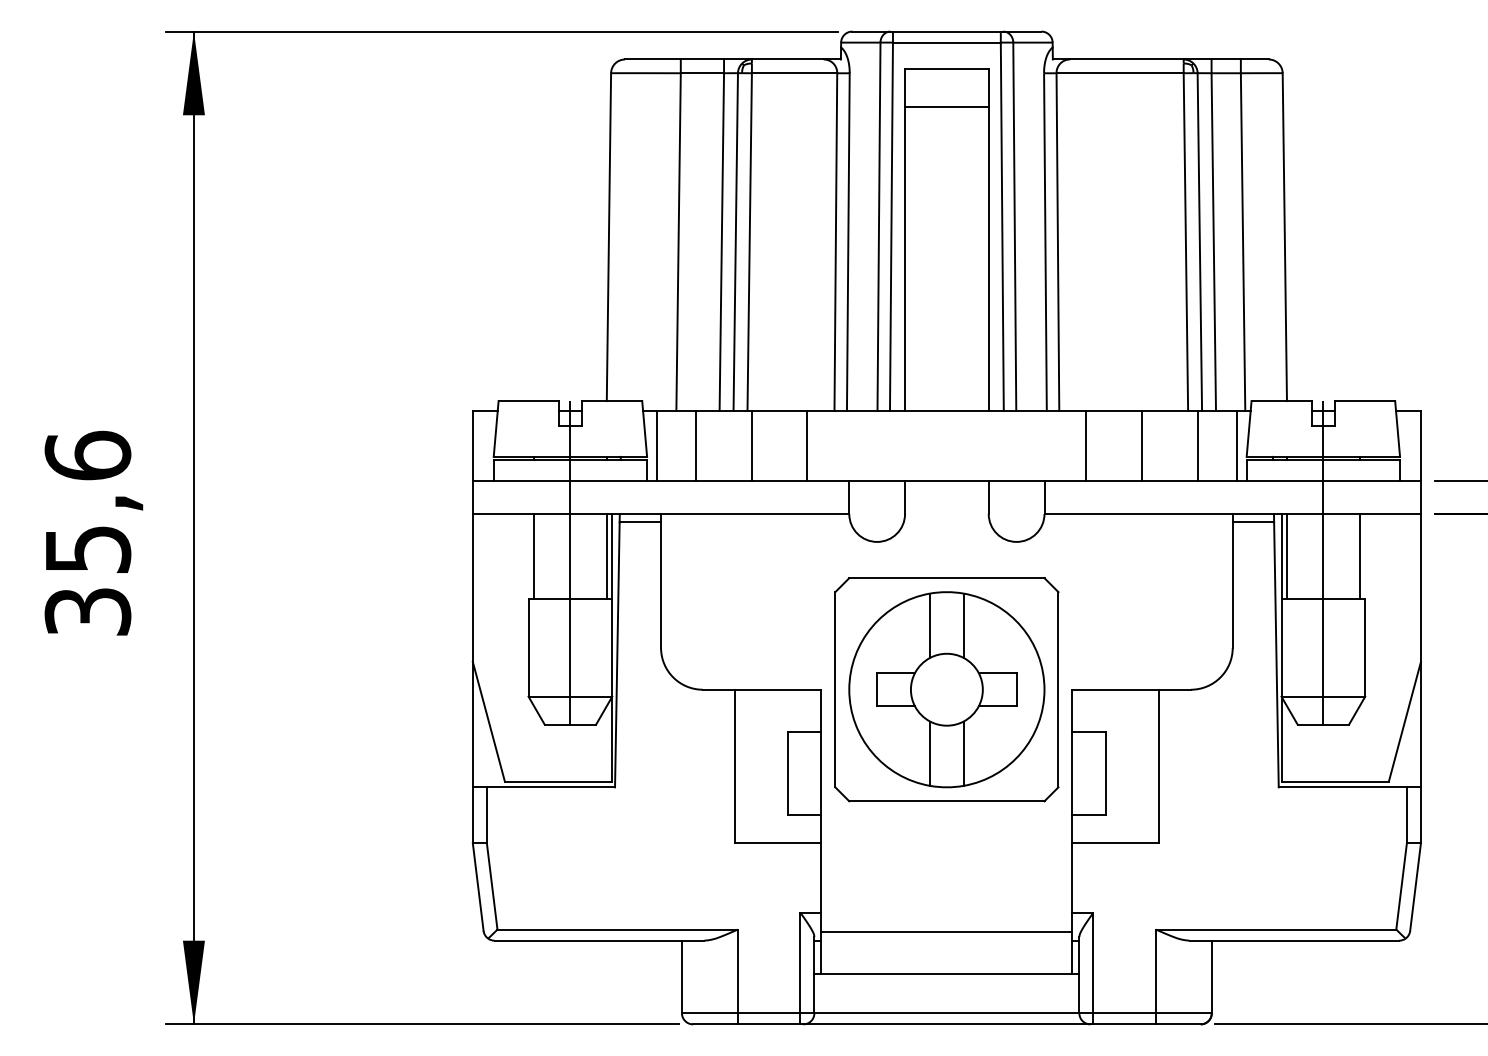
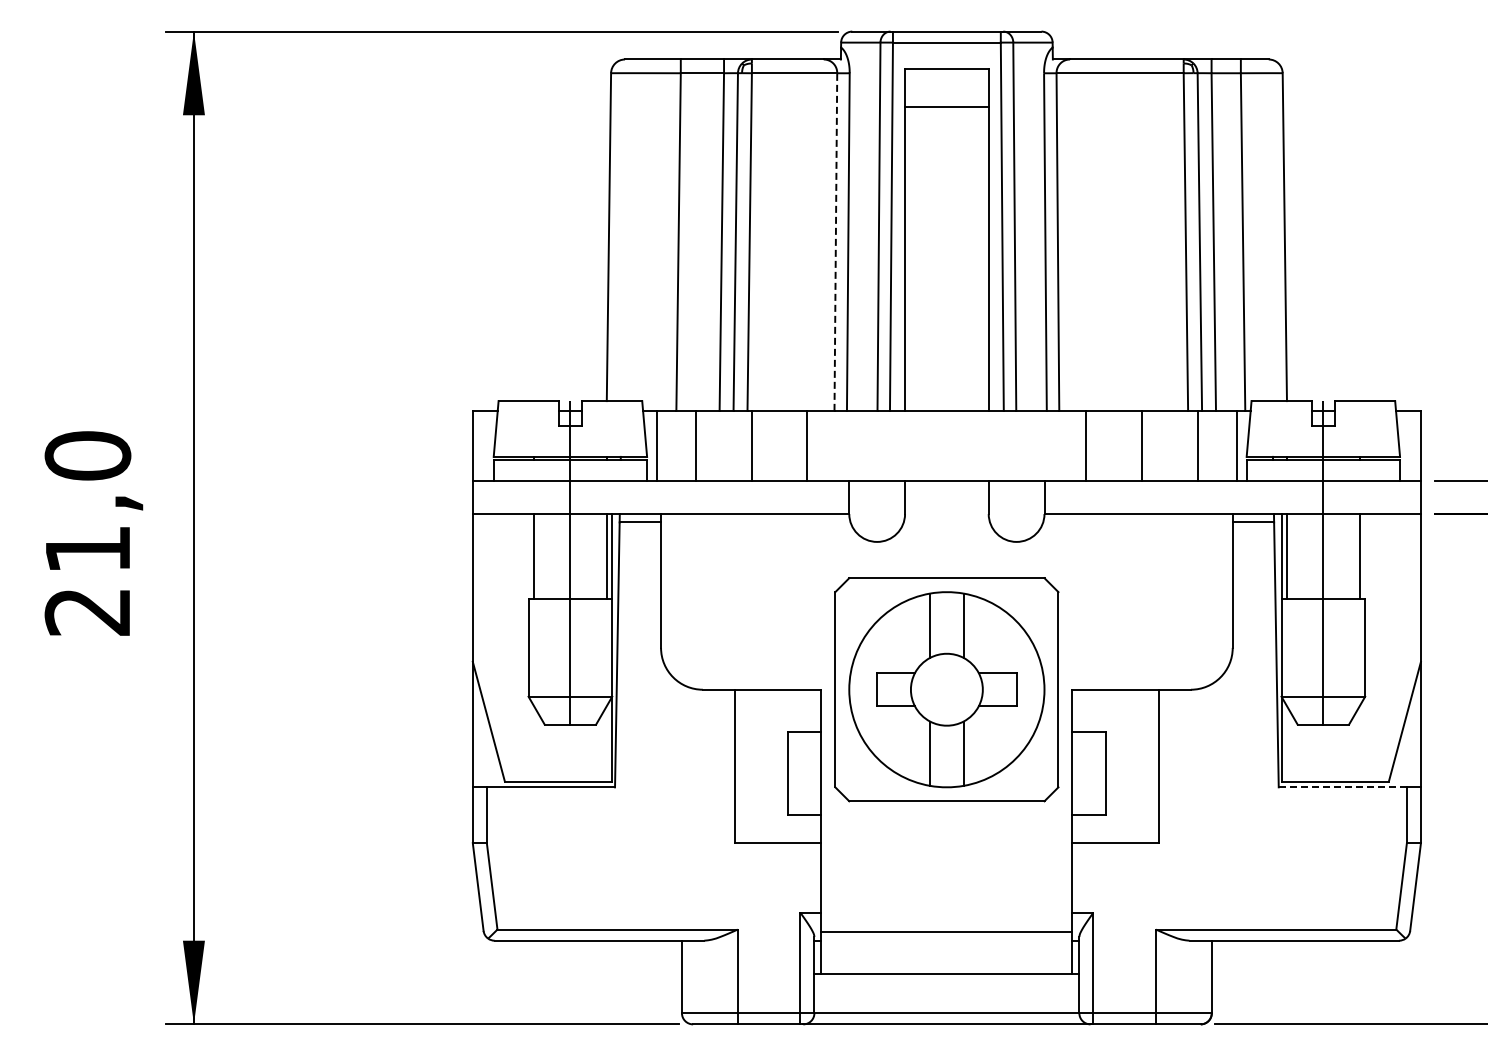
line: solid -> dashed (835, 242)
text: 35,6 -> 21,0 (87, 532)
line: solid -> dashed (1343, 787)
